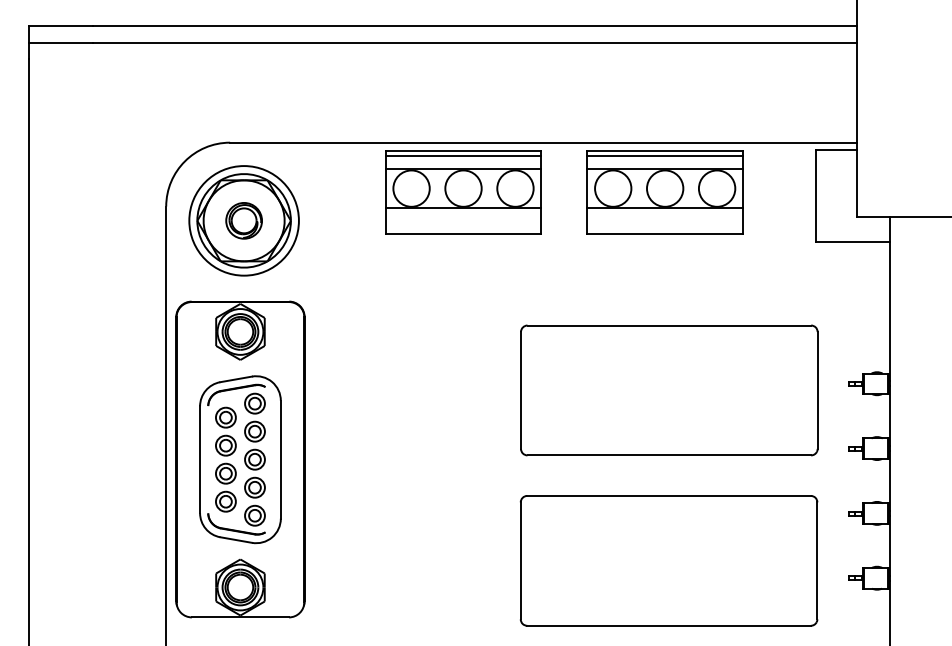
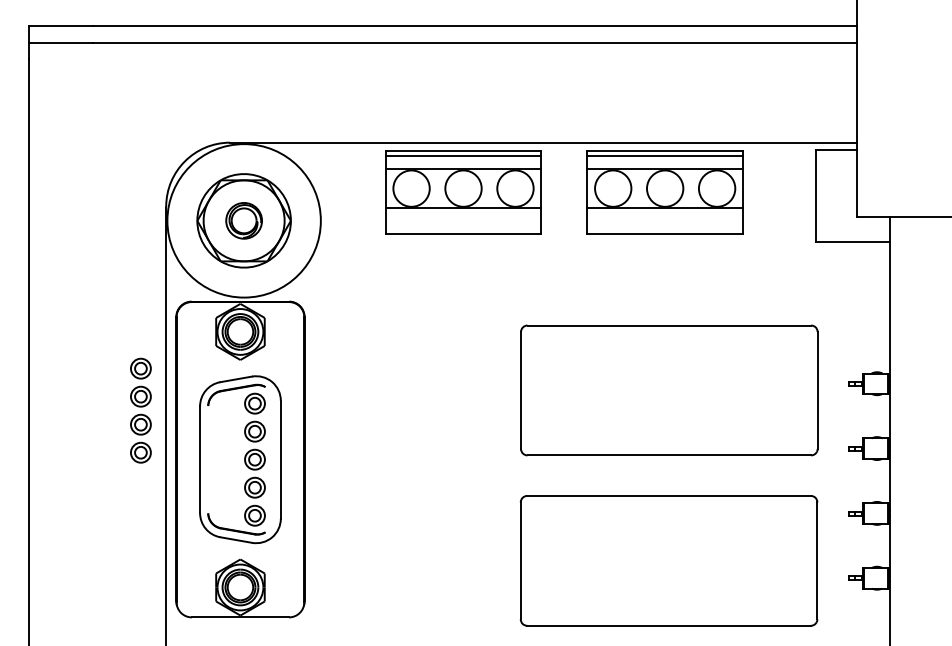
circle diameter: 110 px -> 153 px (243, 220)
part position: (225, 459) -> (140, 410) (140, 410)
